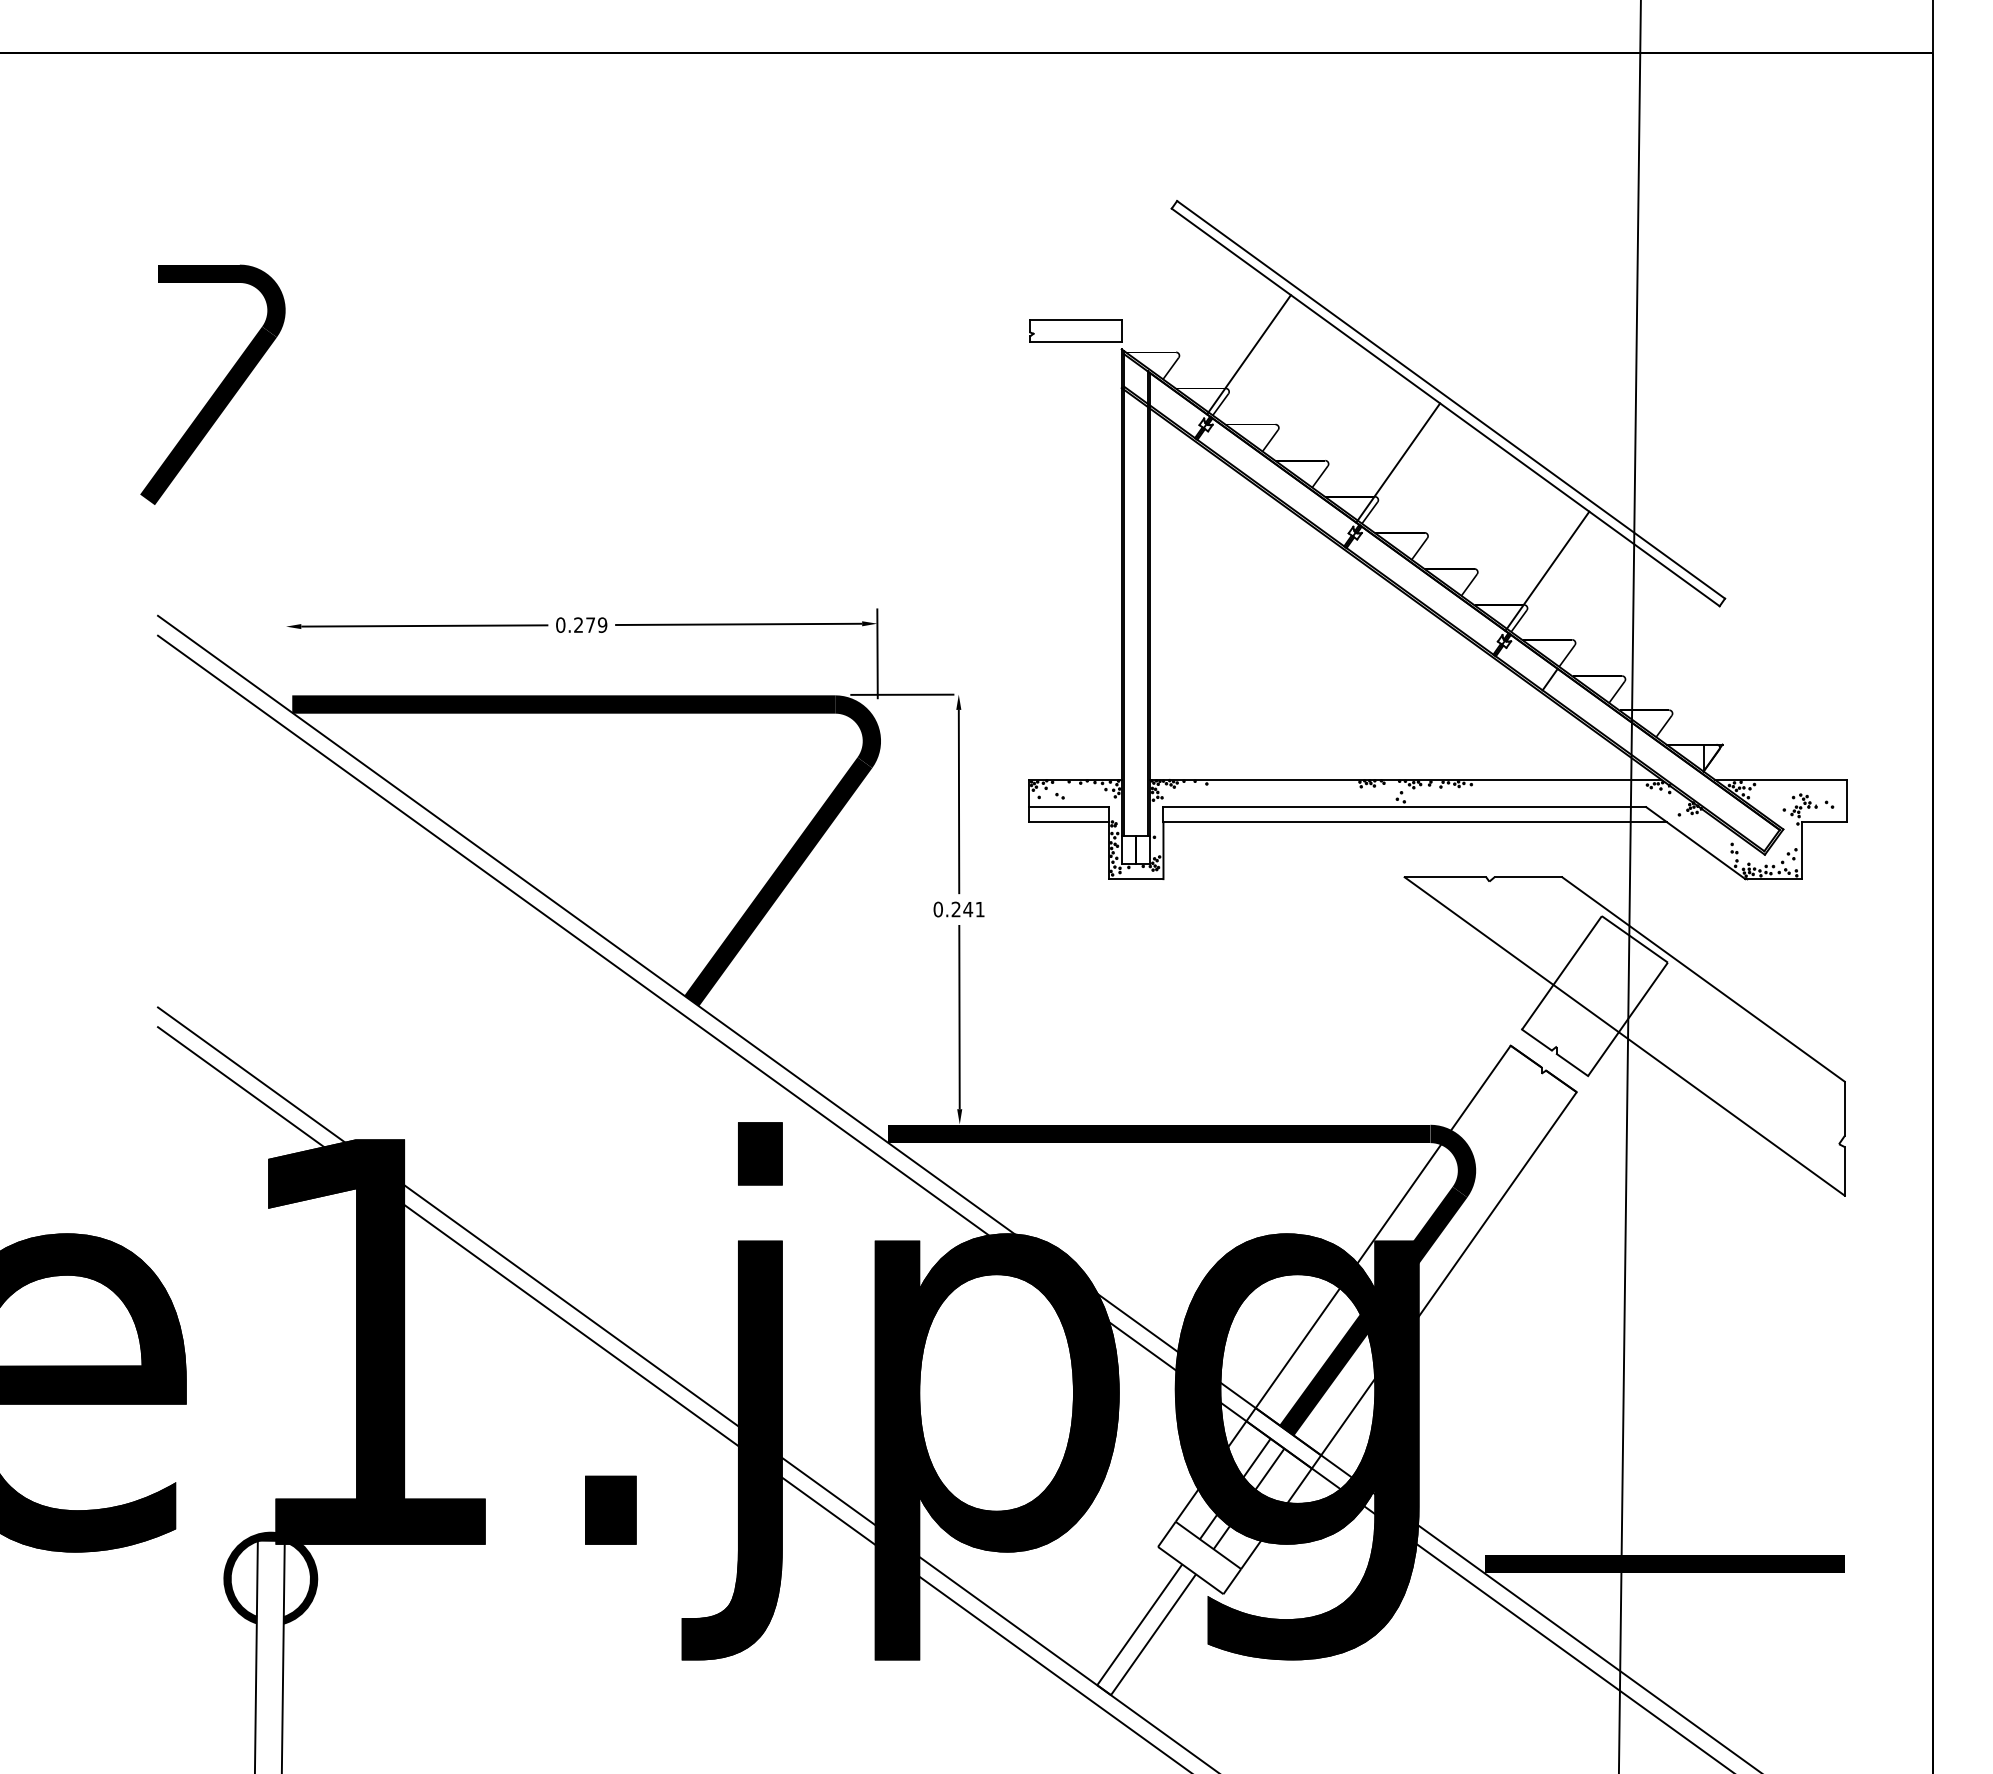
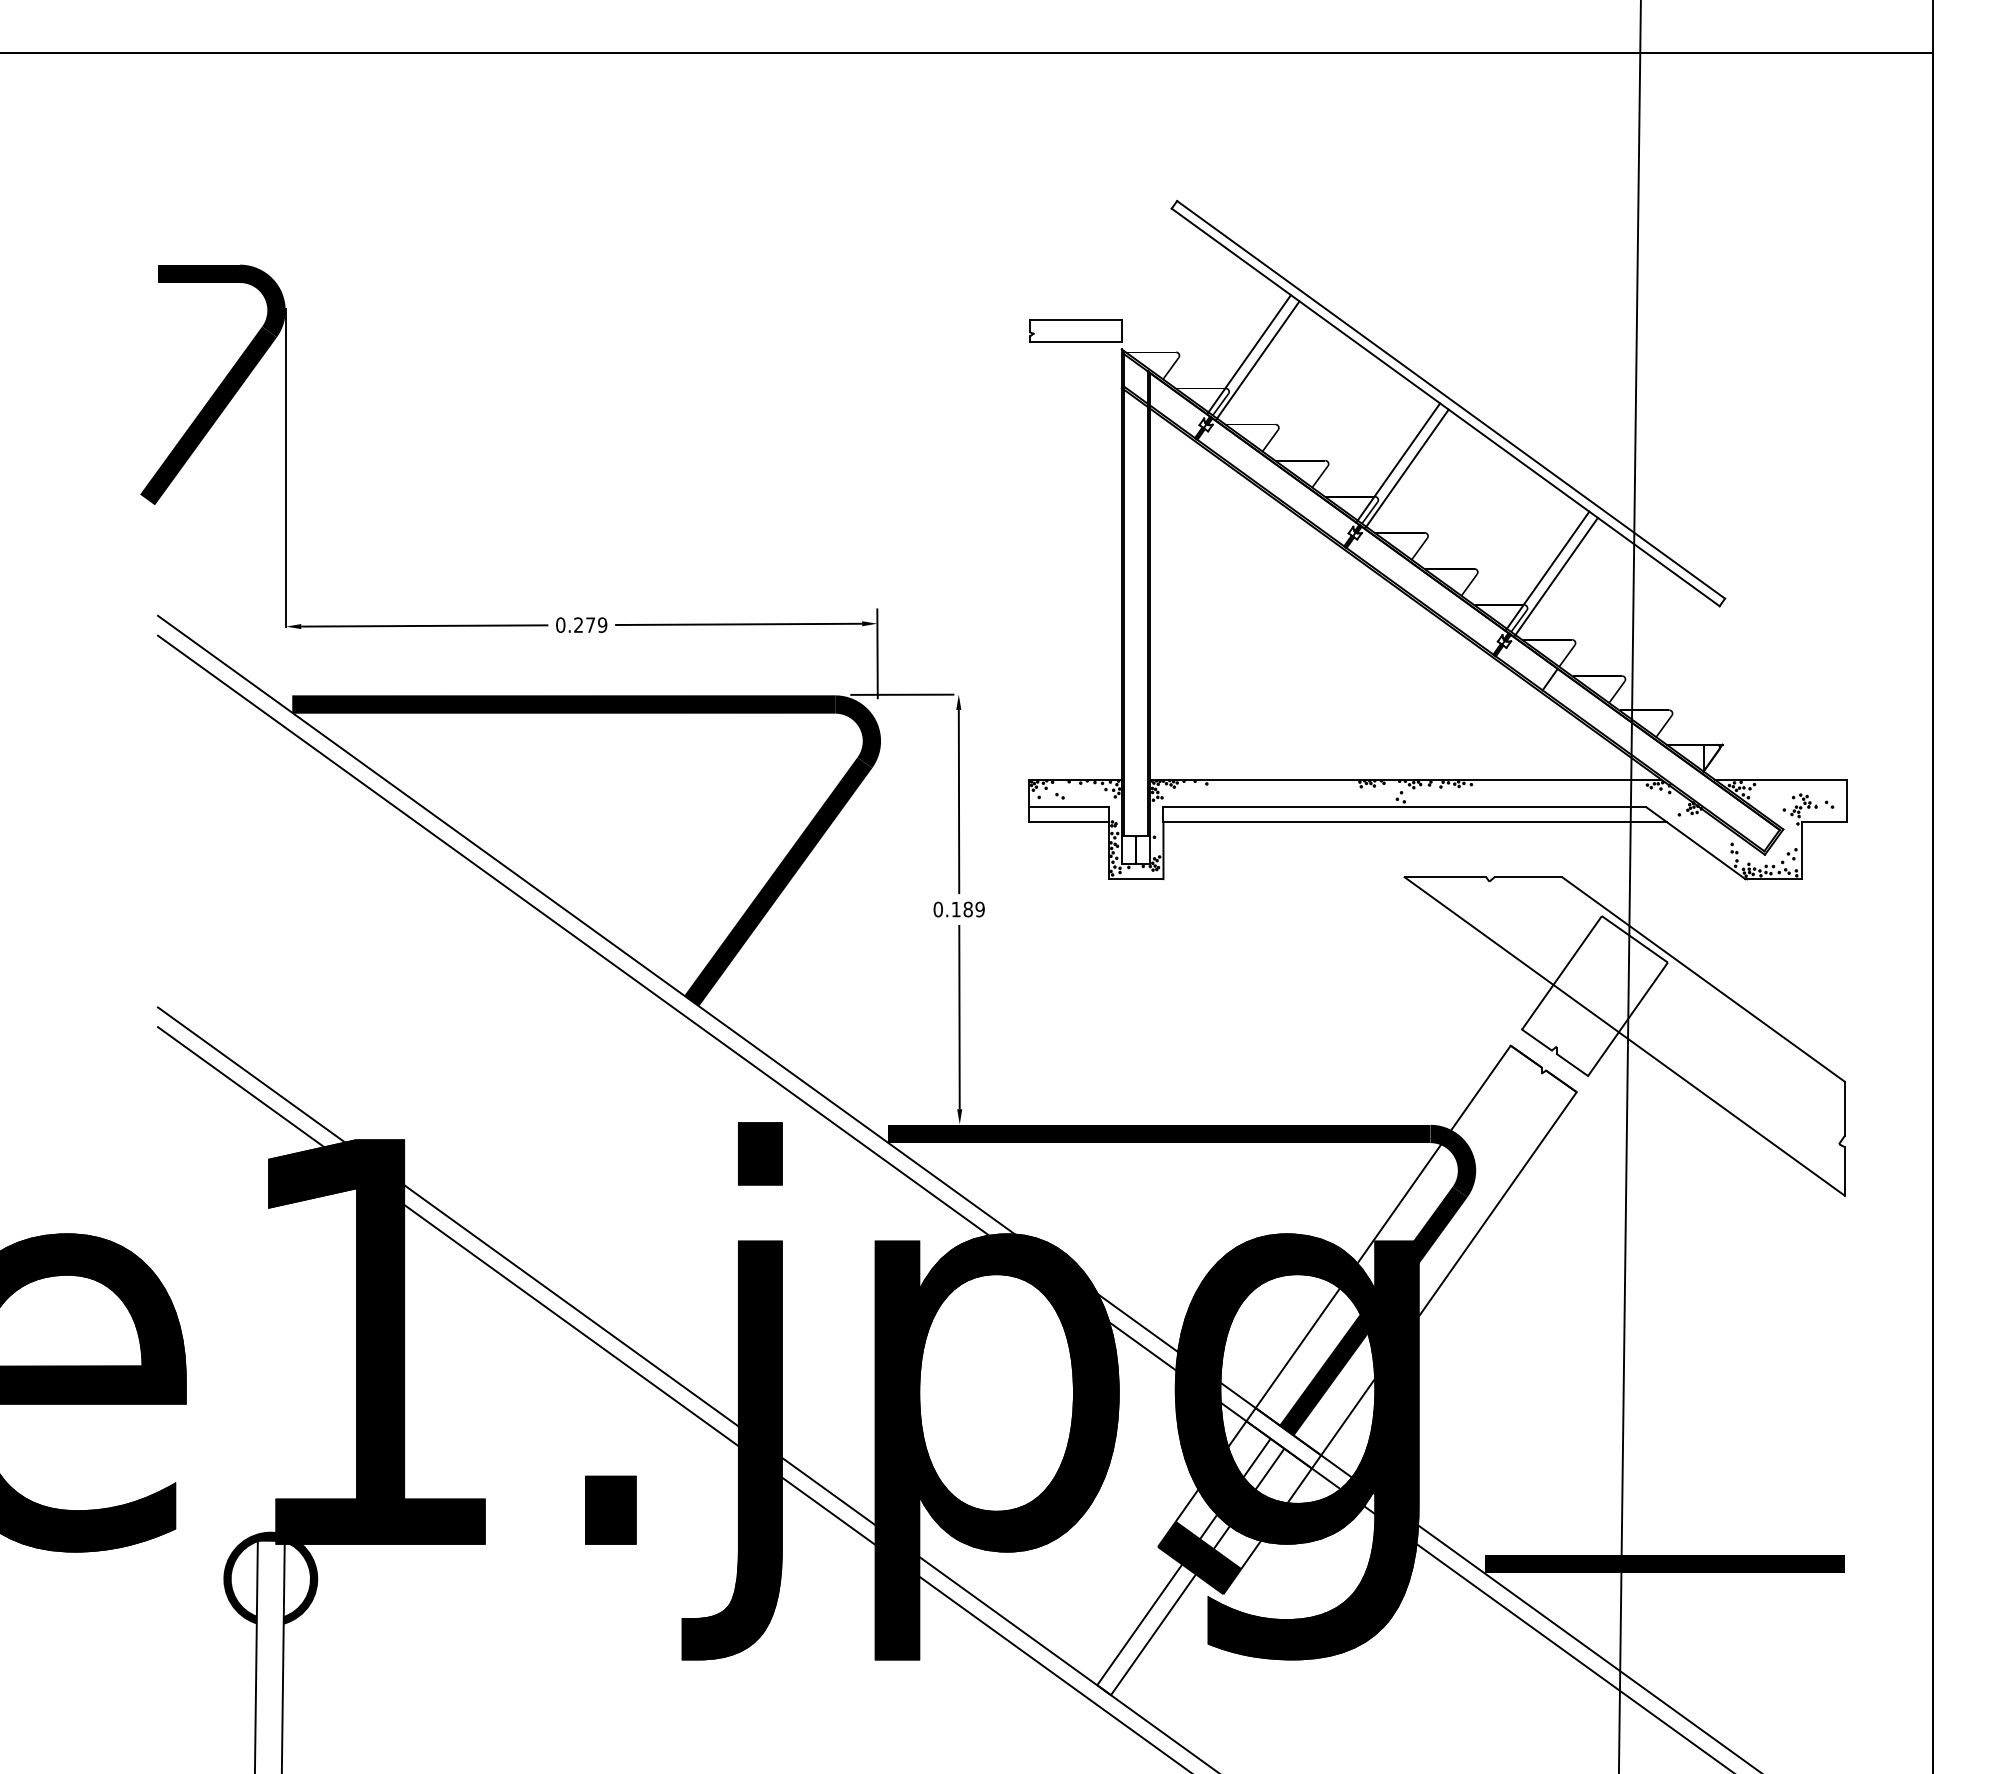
line: none -> present (1257, 360)
line: none -> present (285, 467)
line: none -> present (1406, 468)
line: none -> present (1555, 577)
text: 0.241 -> 0.189 (967, 909)
fill: none -> present (1199, 1557)
